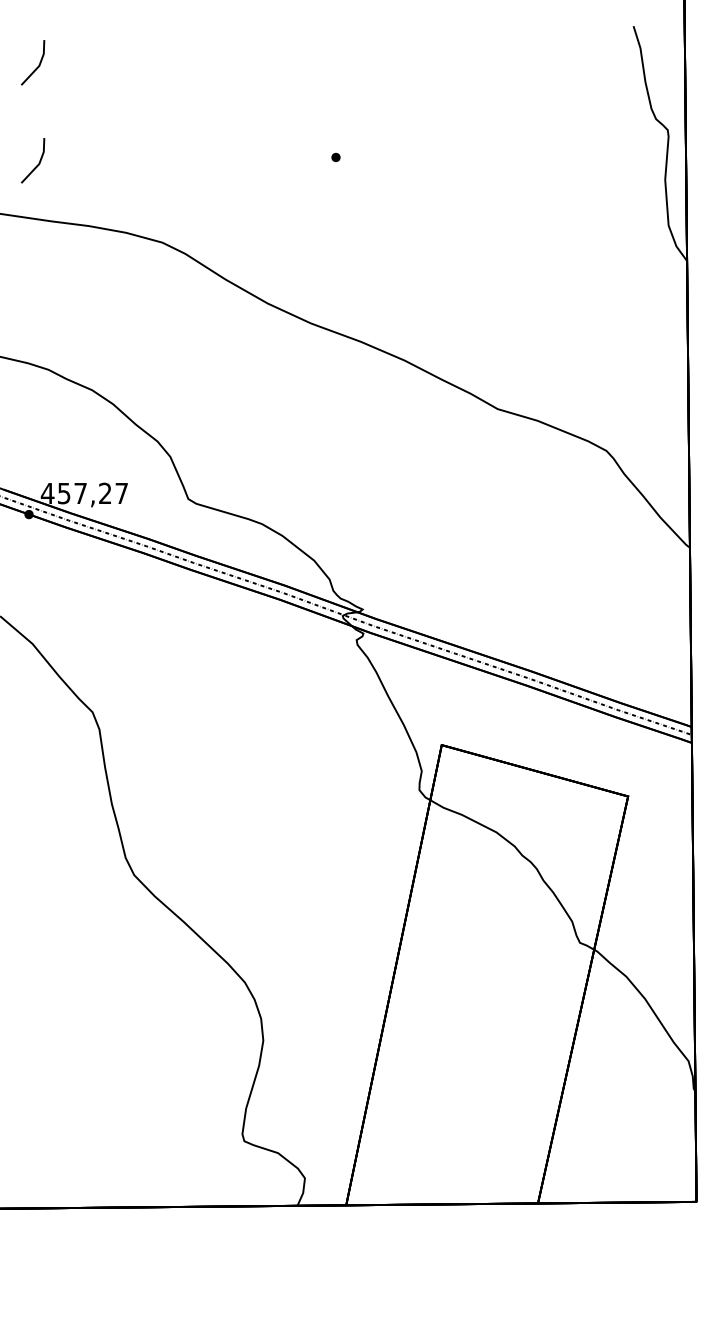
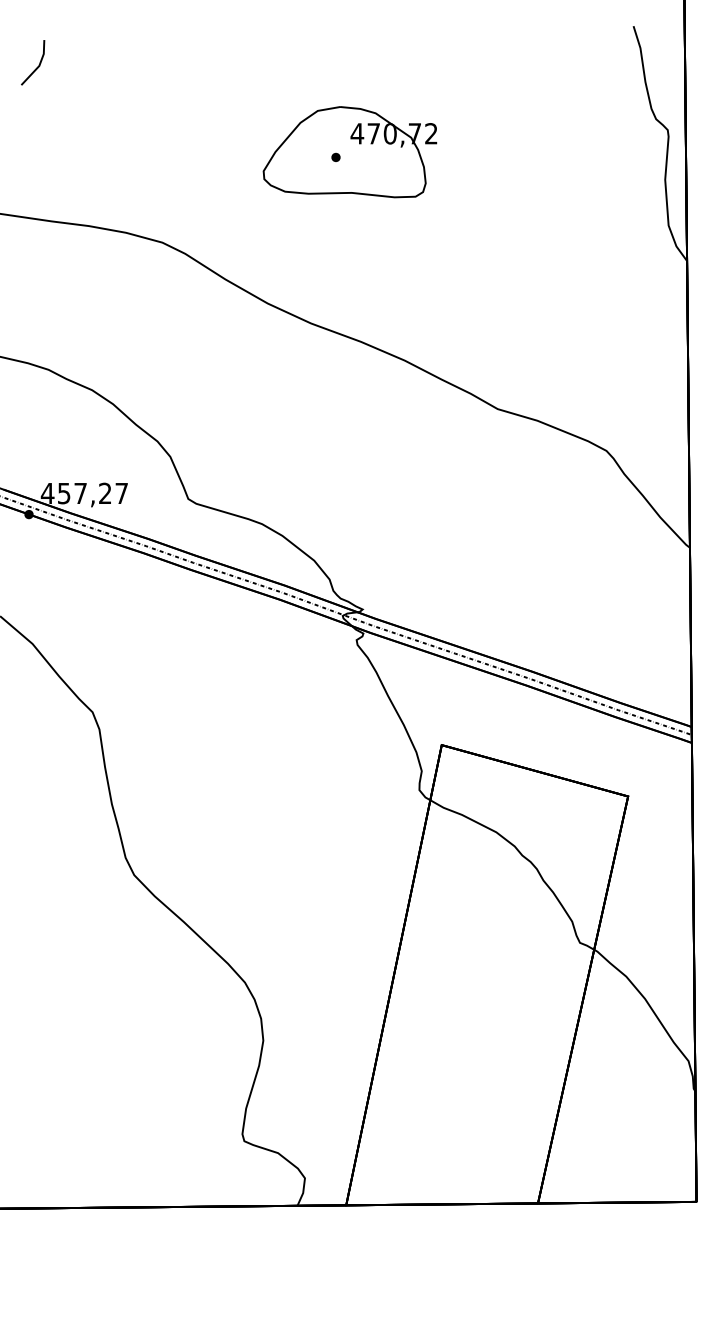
part: none -> present (349, 152)
line: present -> none (38, 162)
